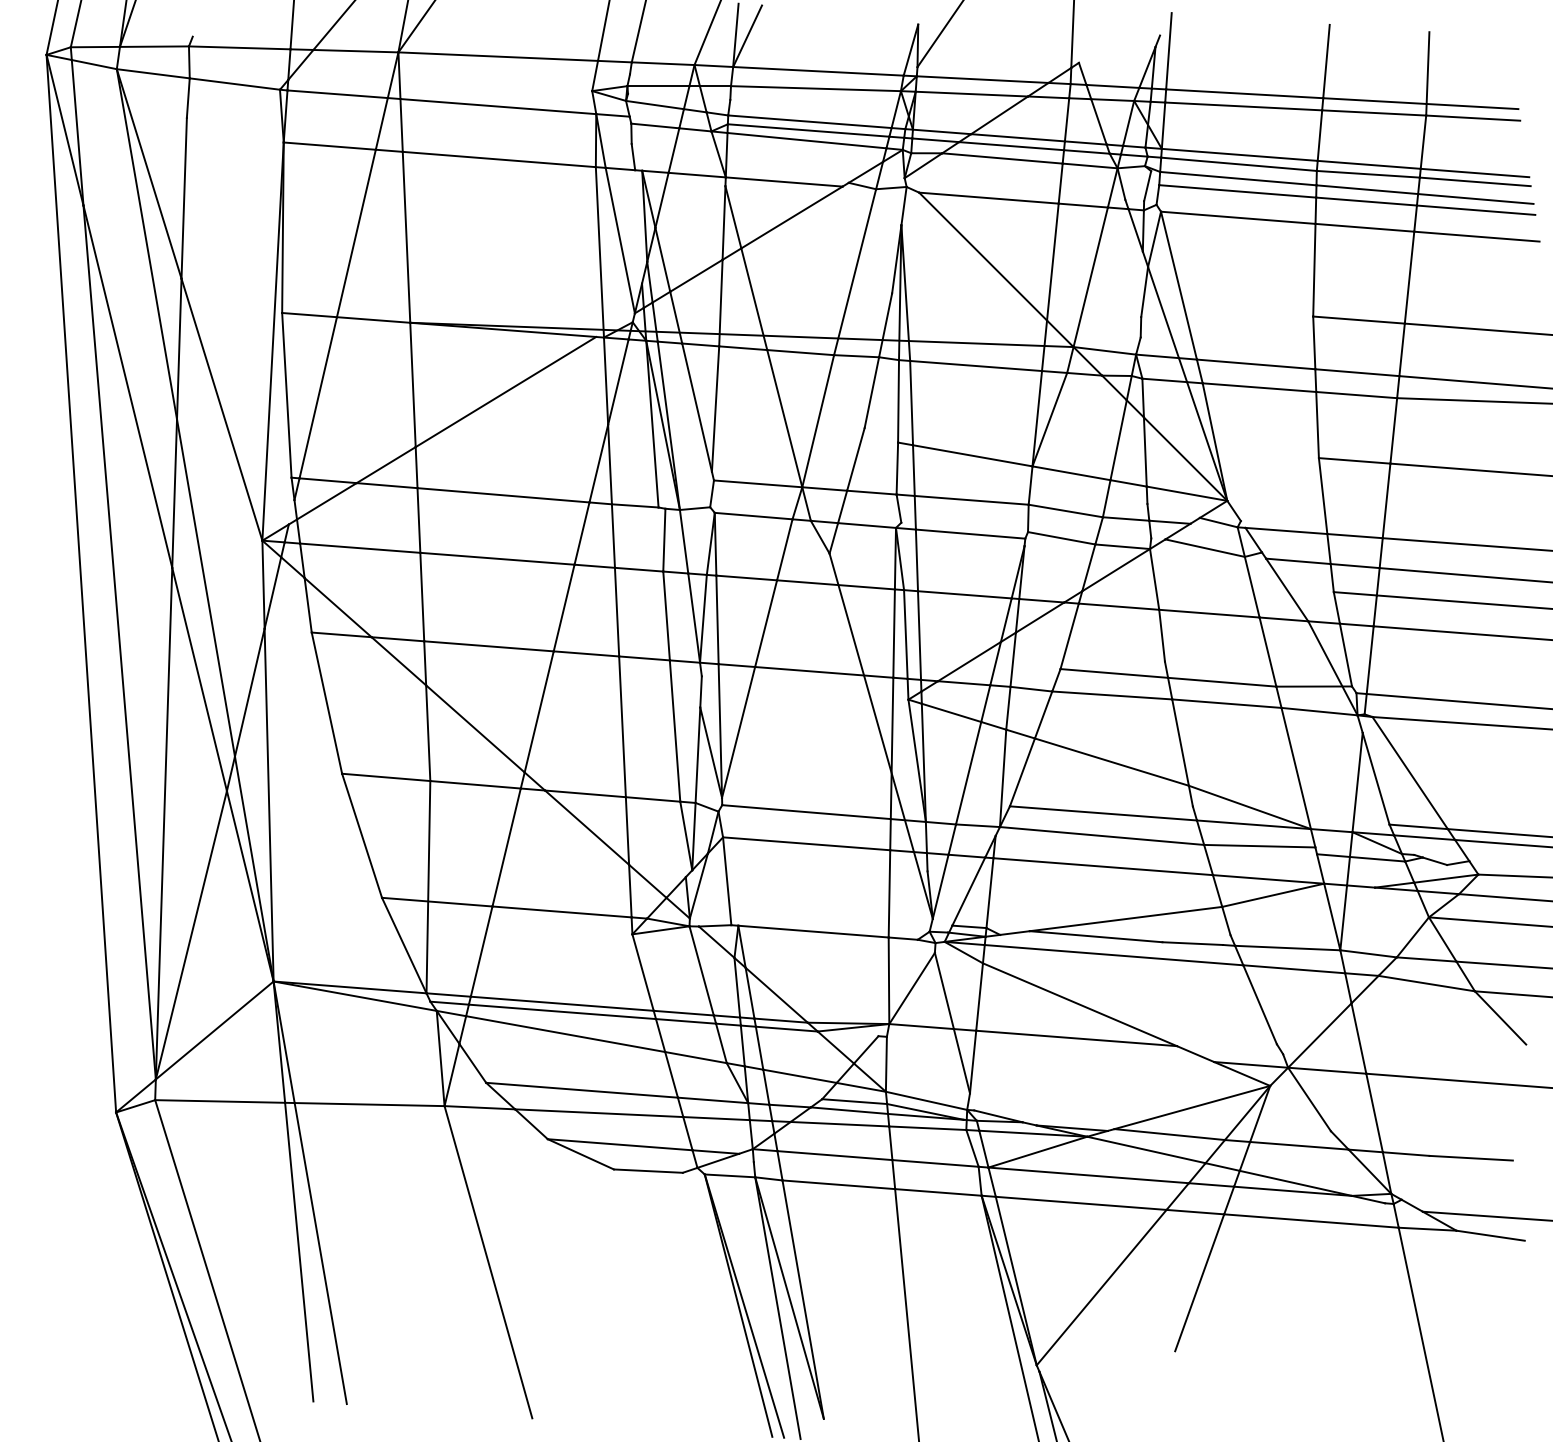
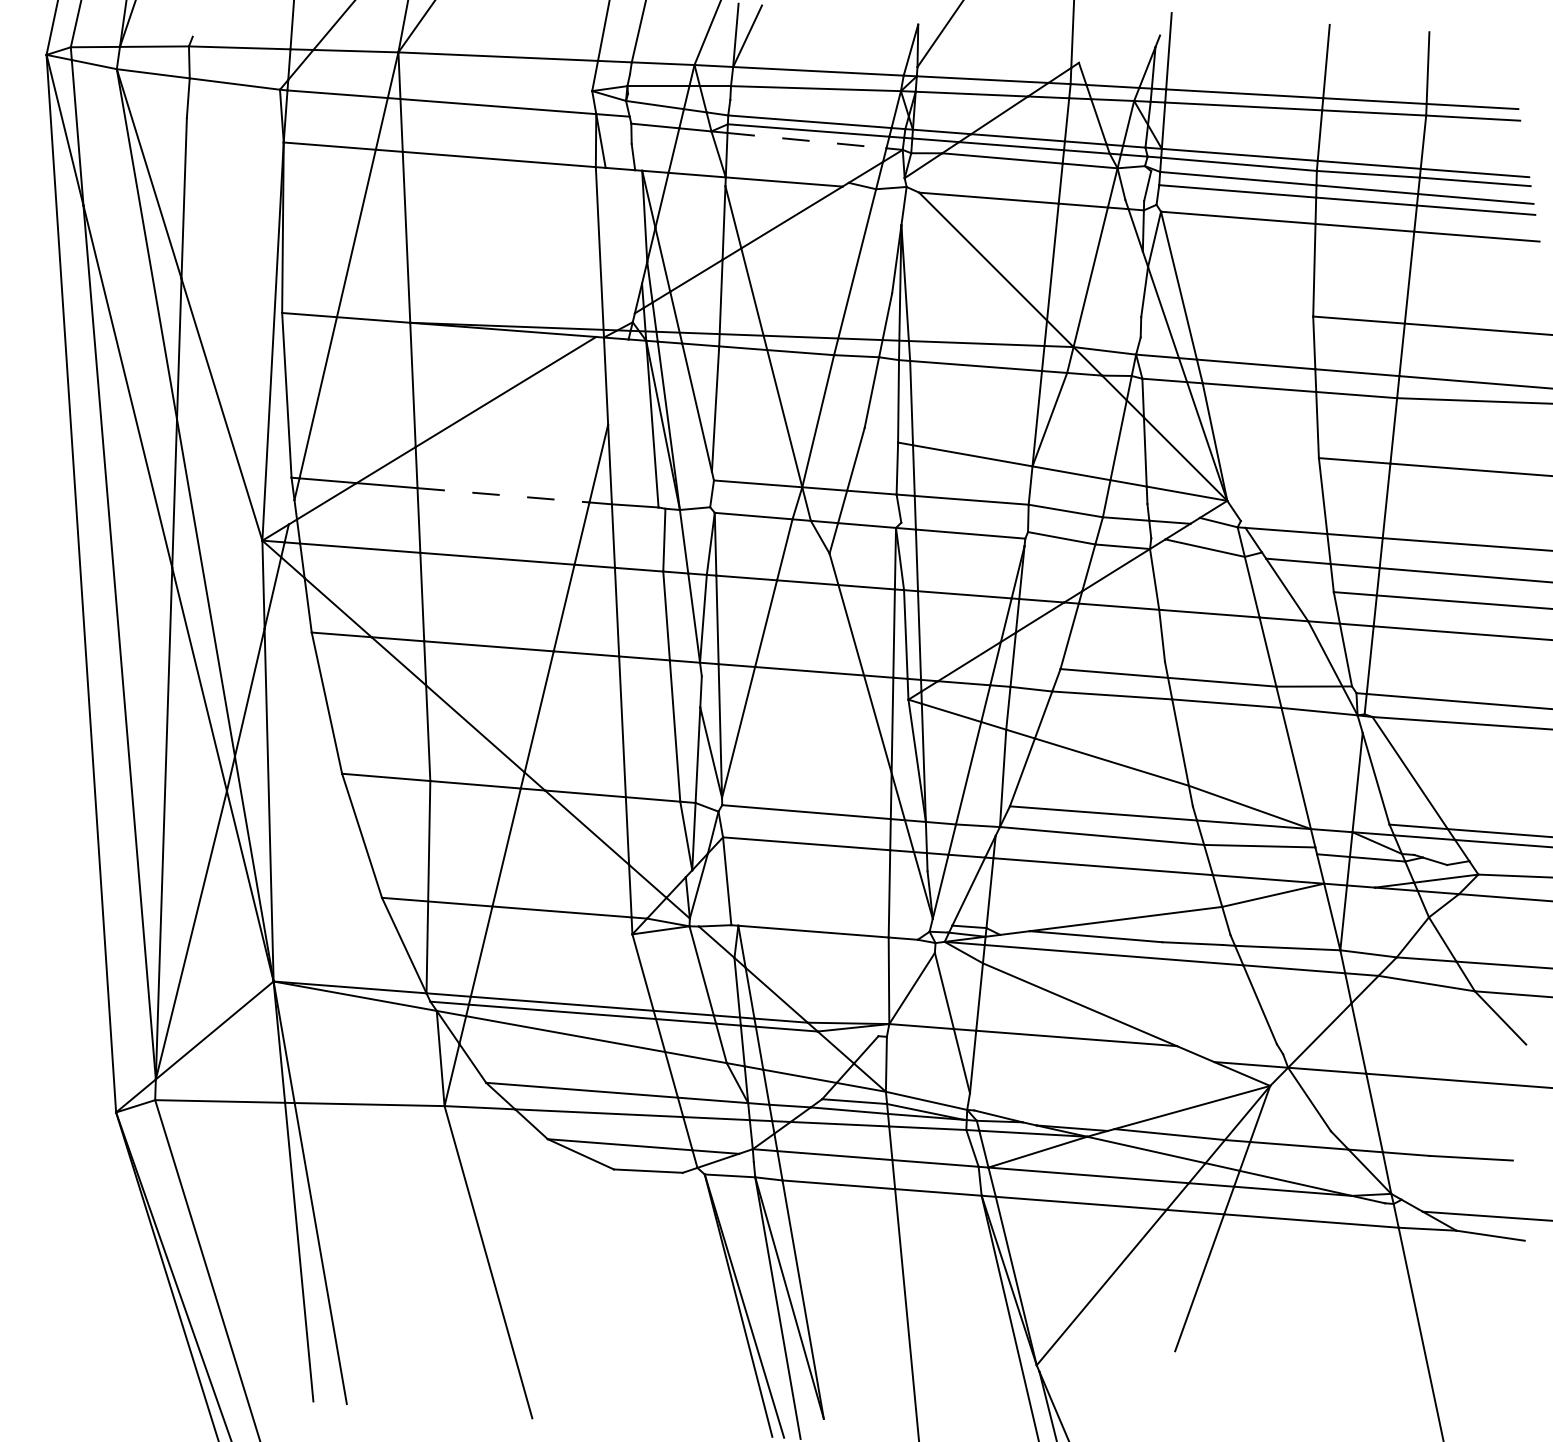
line: solid -> dashed (807, 140)
line: present -> none (619, 240)
line: present -> none (618, 381)
line: solid -> dashed (504, 495)
line: present -> none (1488, 921)
